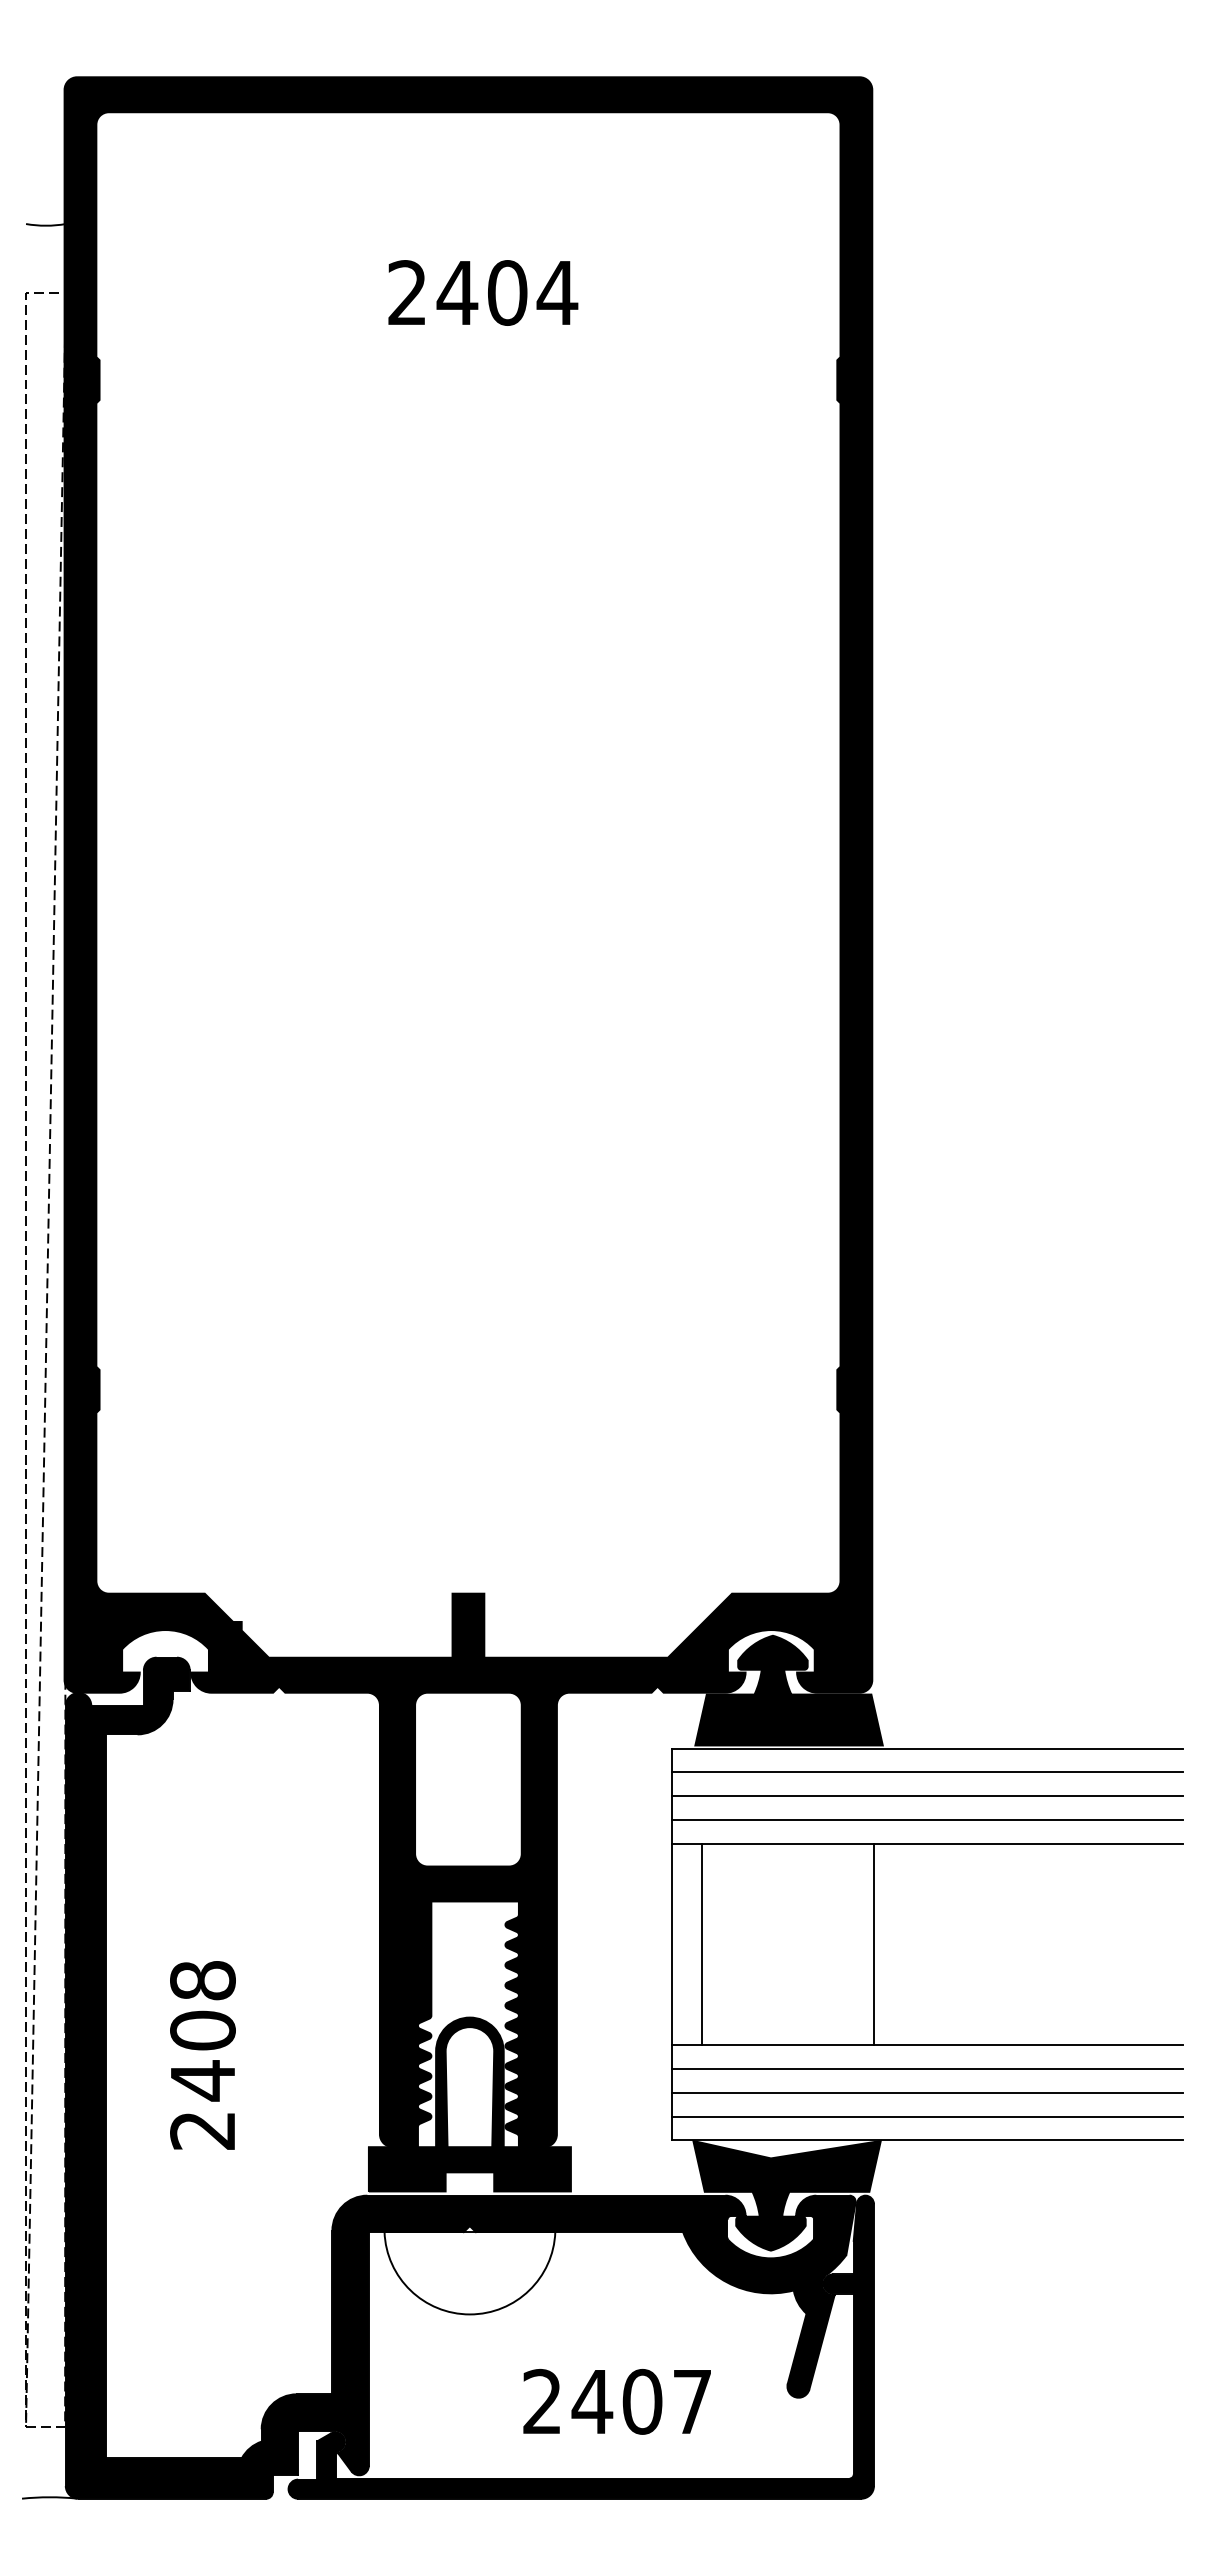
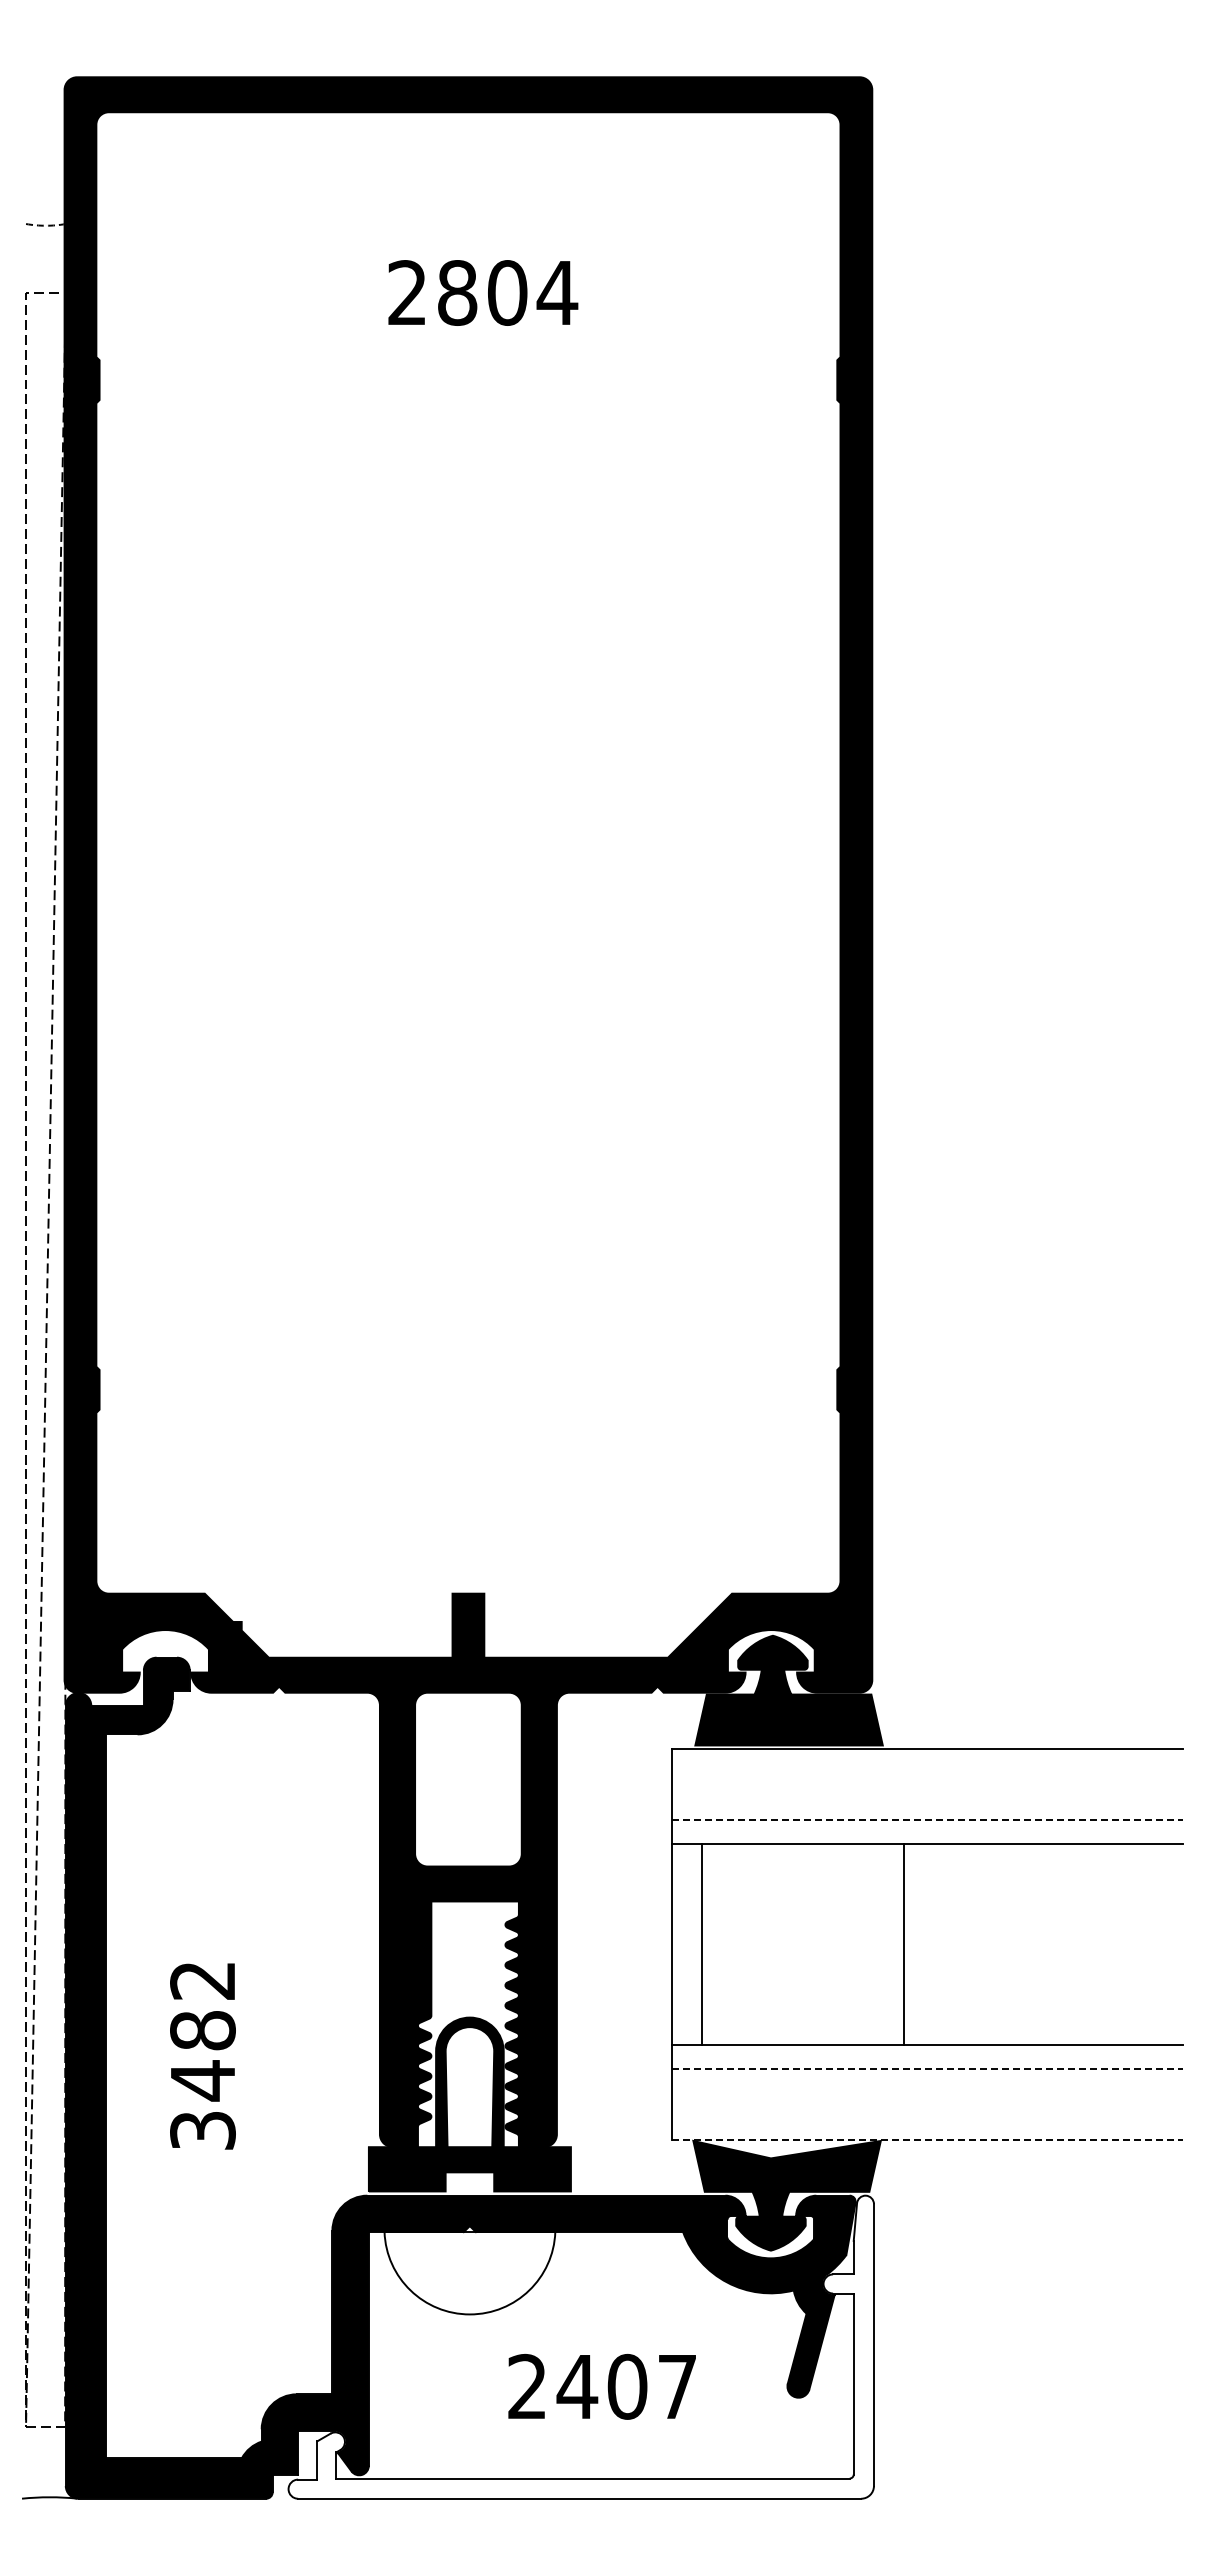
arc: solid -> dashed (45, 225)
text: 2404 -> 2804 (457, 292)
line: present -> none (926, 1772)
line: present -> none (926, 1796)
line: solid -> dashed (927, 1820)
line position: (873, 1944) -> (903, 1944) (903, 1944)
text: 2408 -> 3482 (202, 2055)
line: solid -> dashed (927, 2068)
line: present -> none (926, 2092)
line: present -> none (926, 2116)
line: solid -> dashed (927, 2140)
fill: present -> none (580, 2346)
text position: (616, 2401) -> (601, 2386) (601, 2386)
